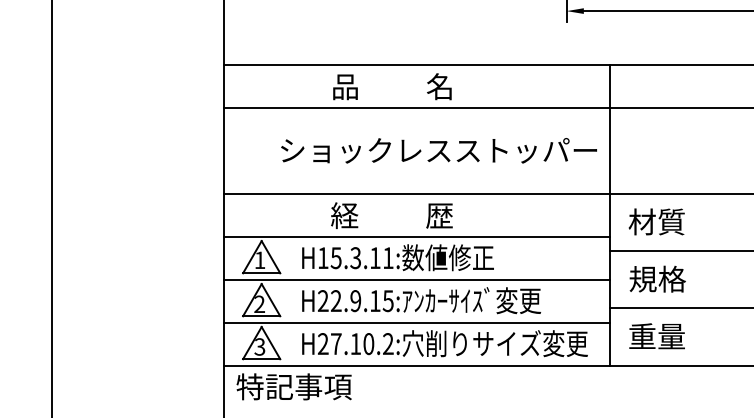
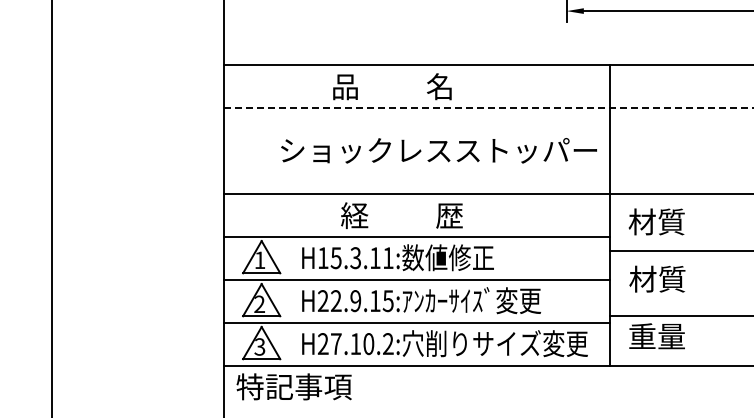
line: solid -> dashed (488, 107)
text position: (391, 215) -> (401, 215) (401, 215)
text: 規格 -> 材質 (657, 278)
line position: (679, 308) -> (679, 316) (679, 316)
